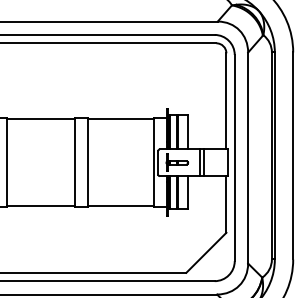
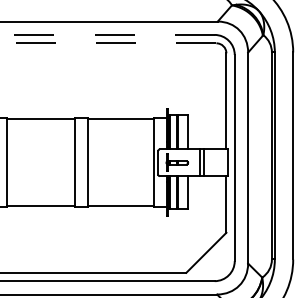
line: solid -> dashed (107, 34)
line: solid -> dashed (108, 43)
